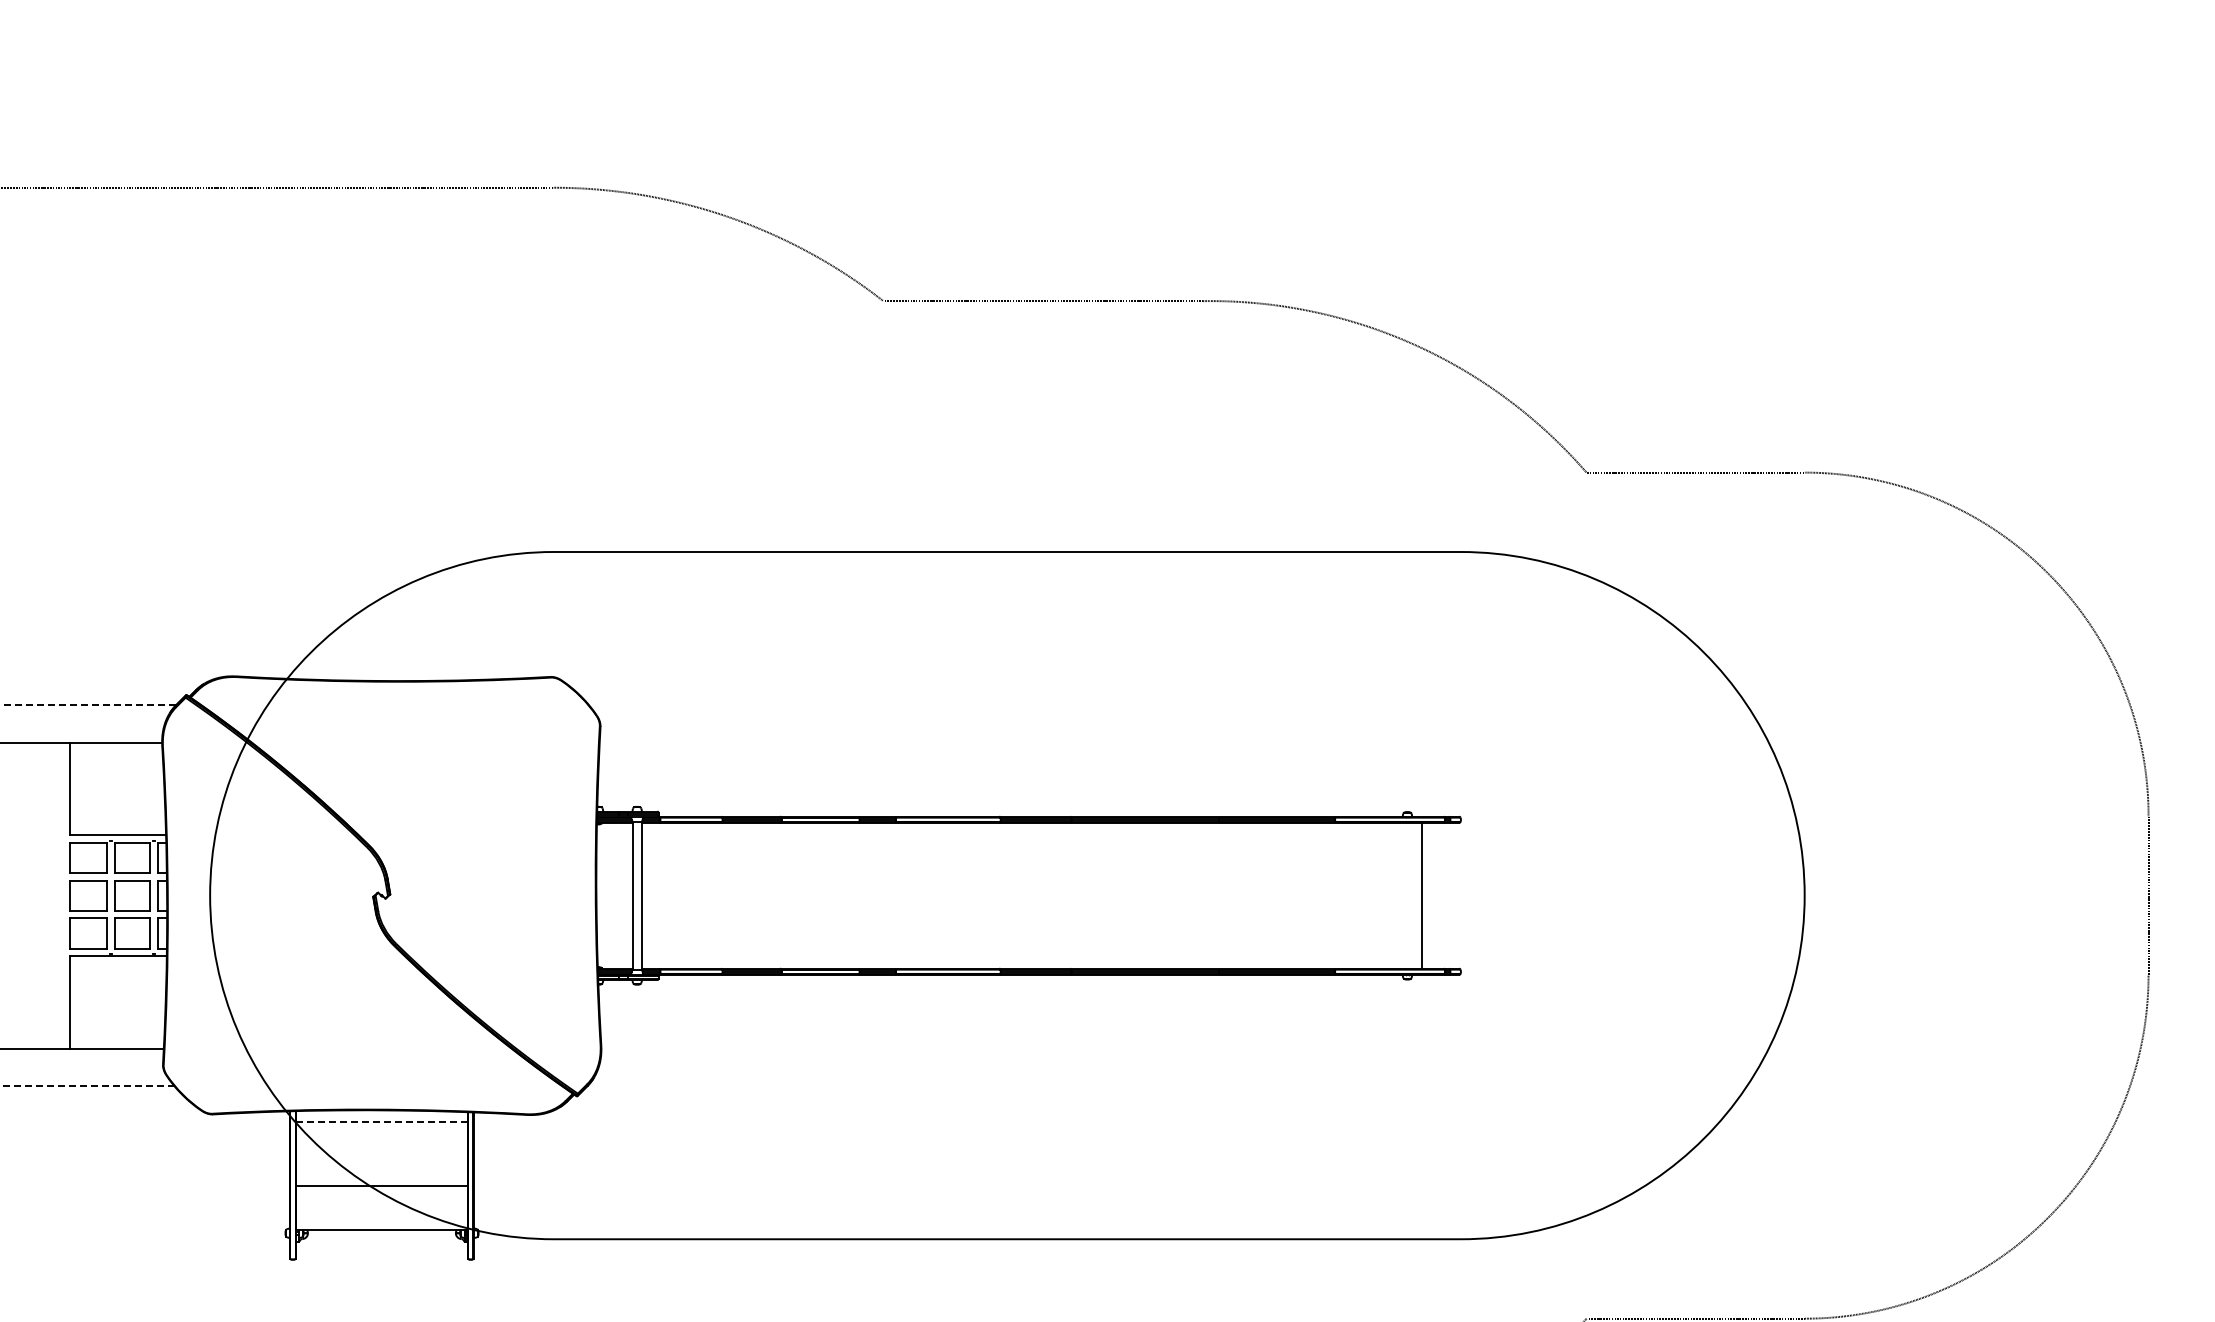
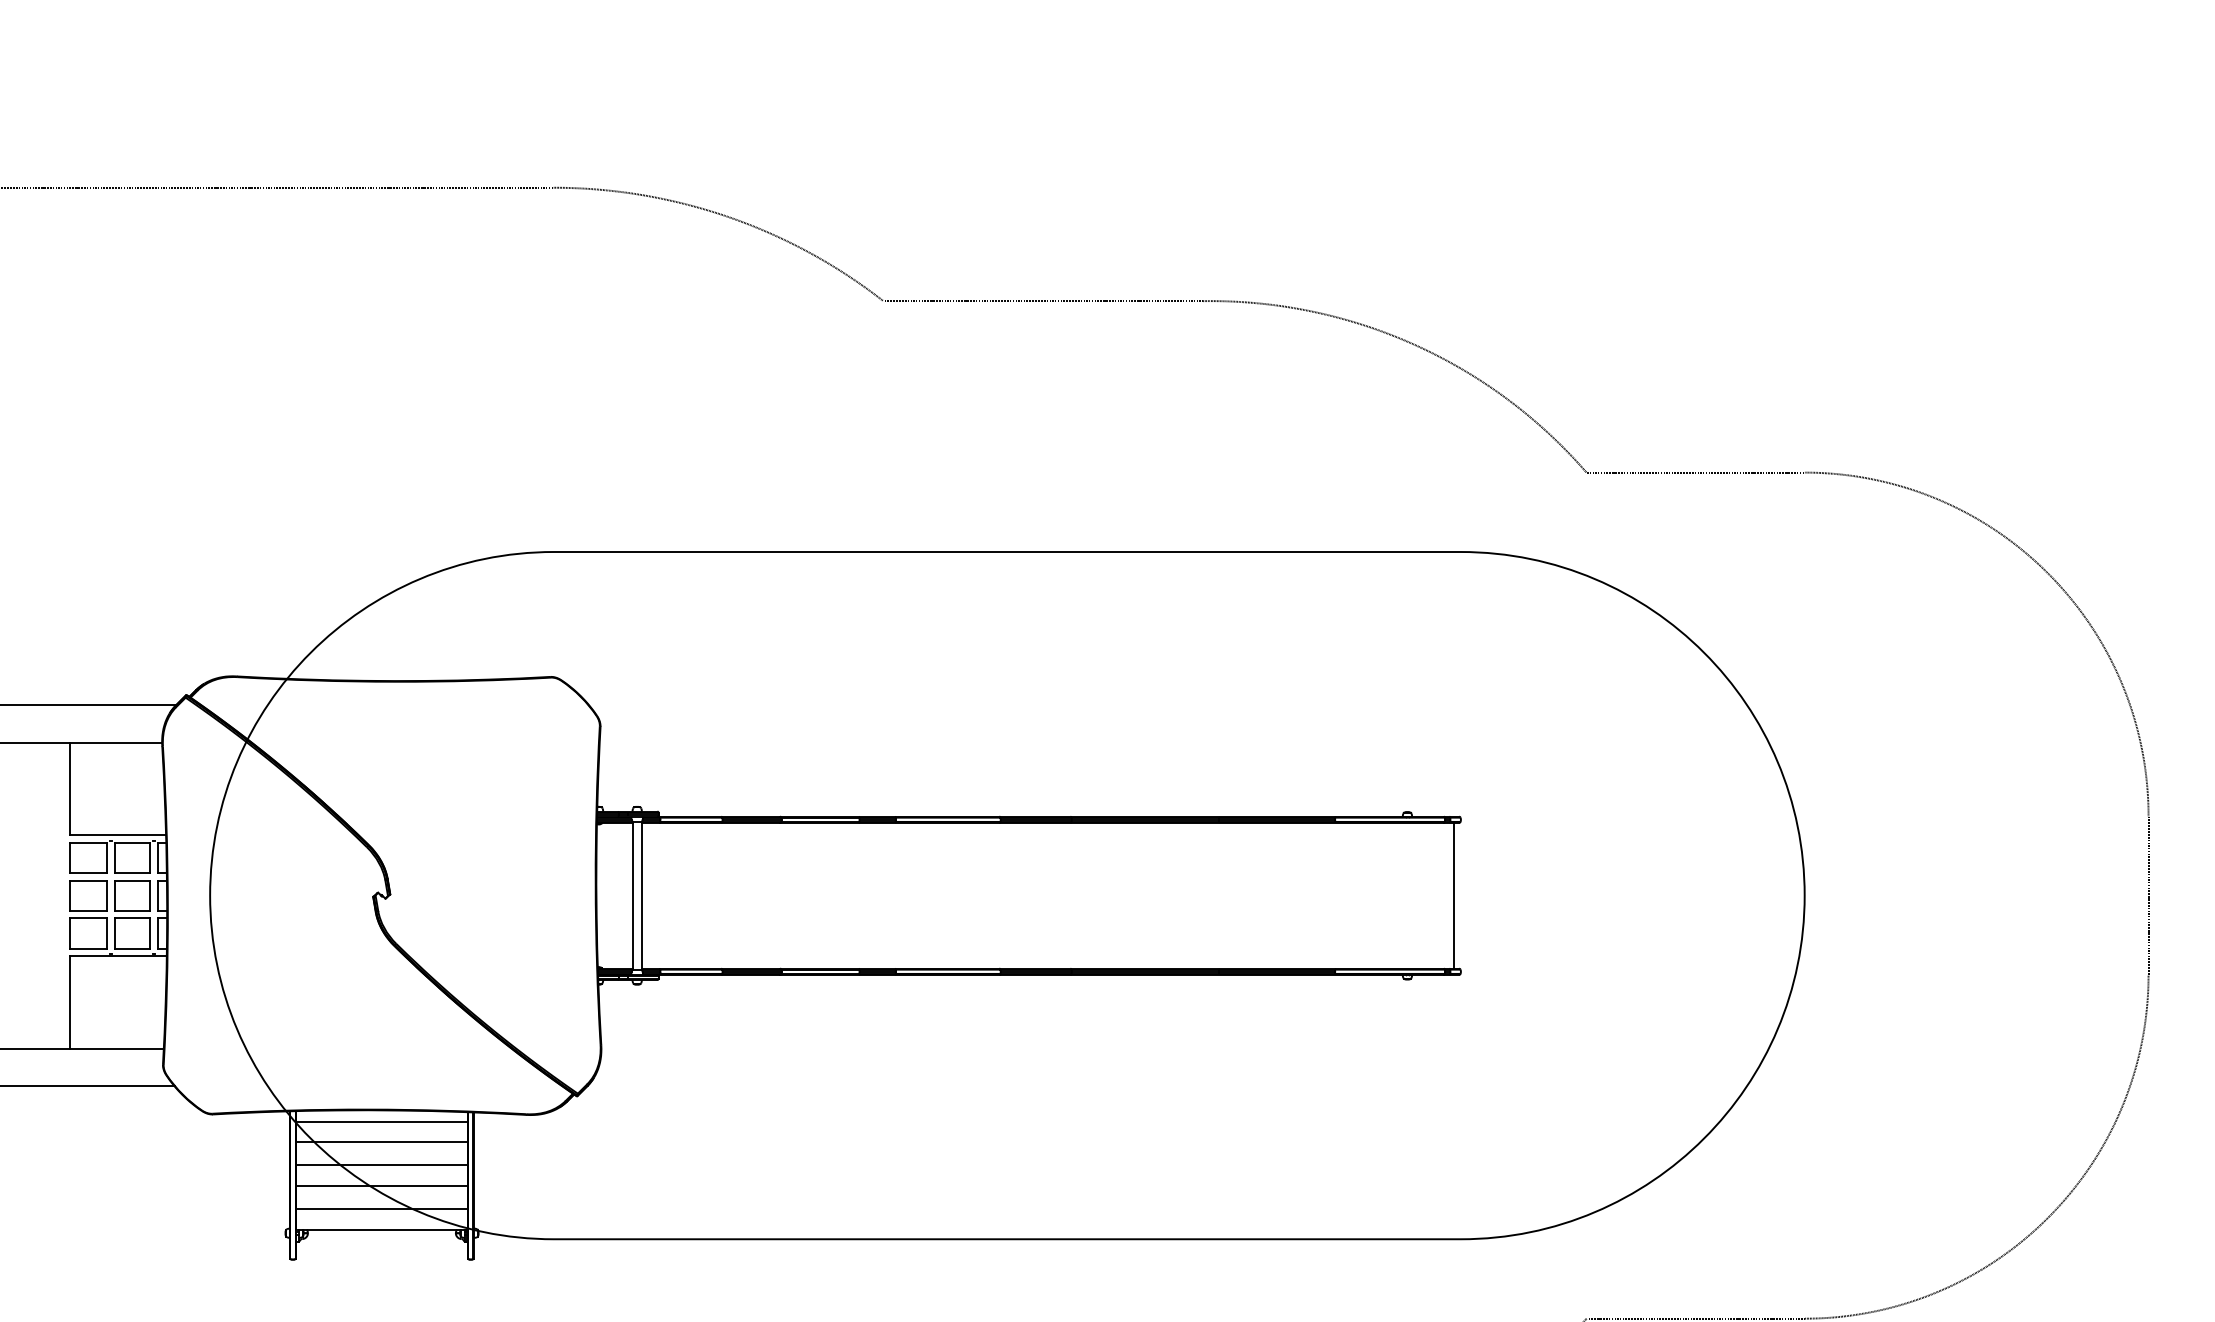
line: dashed -> solid (88, 705)
line position: (1422, 895) -> (1454, 895) (1454, 895)
line: dashed -> solid (87, 1086)
line: dashed -> solid (381, 1121)
line: none -> present (381, 1142)
line: none -> present (381, 1165)
line: none -> present (381, 1209)
